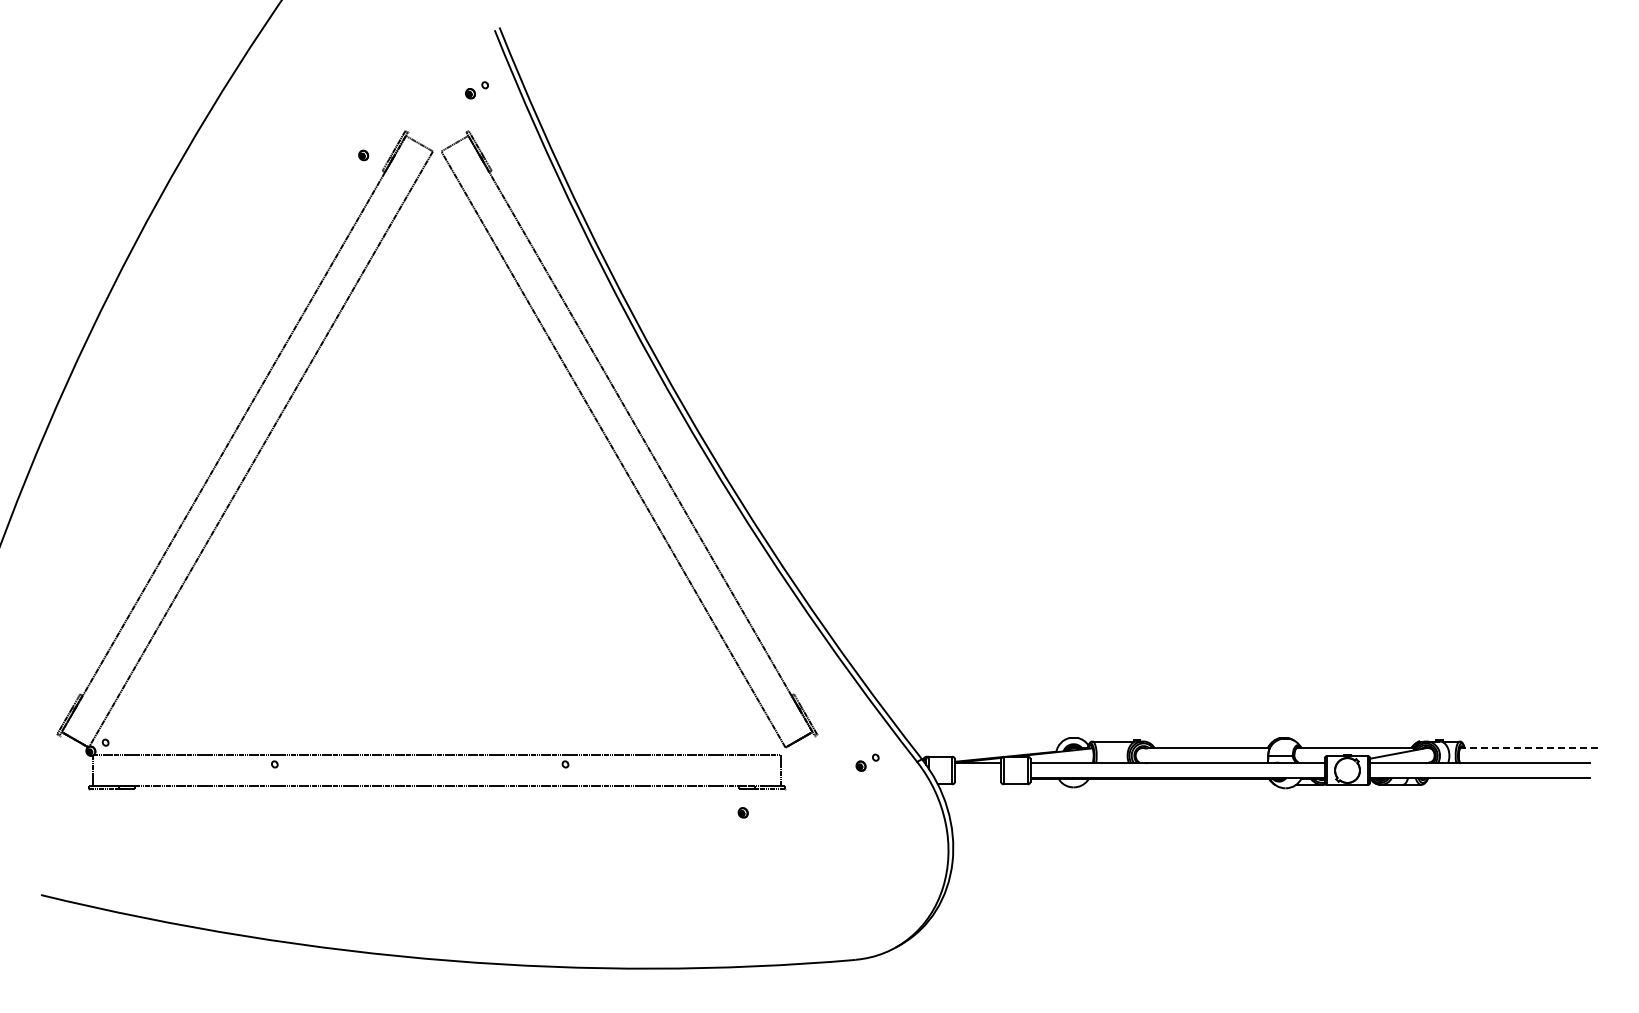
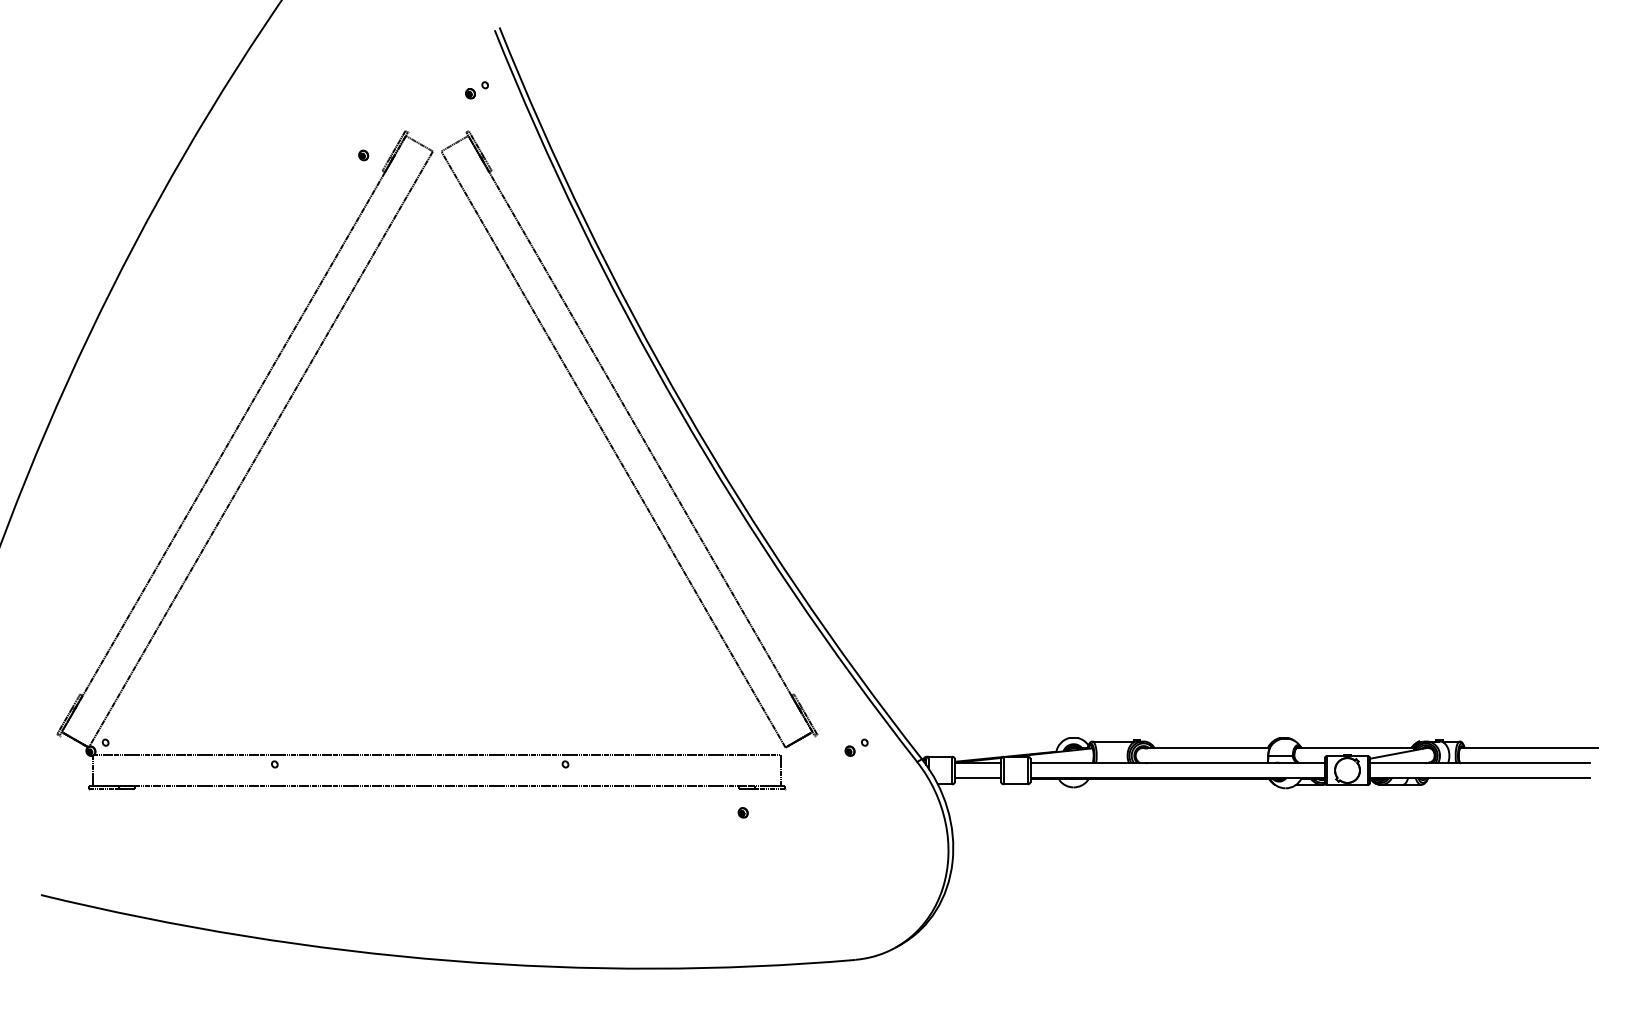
line: dashed -> solid (1529, 748)
part position: (867, 762) -> (856, 747) (856, 747)
line: none -> present (977, 777)
